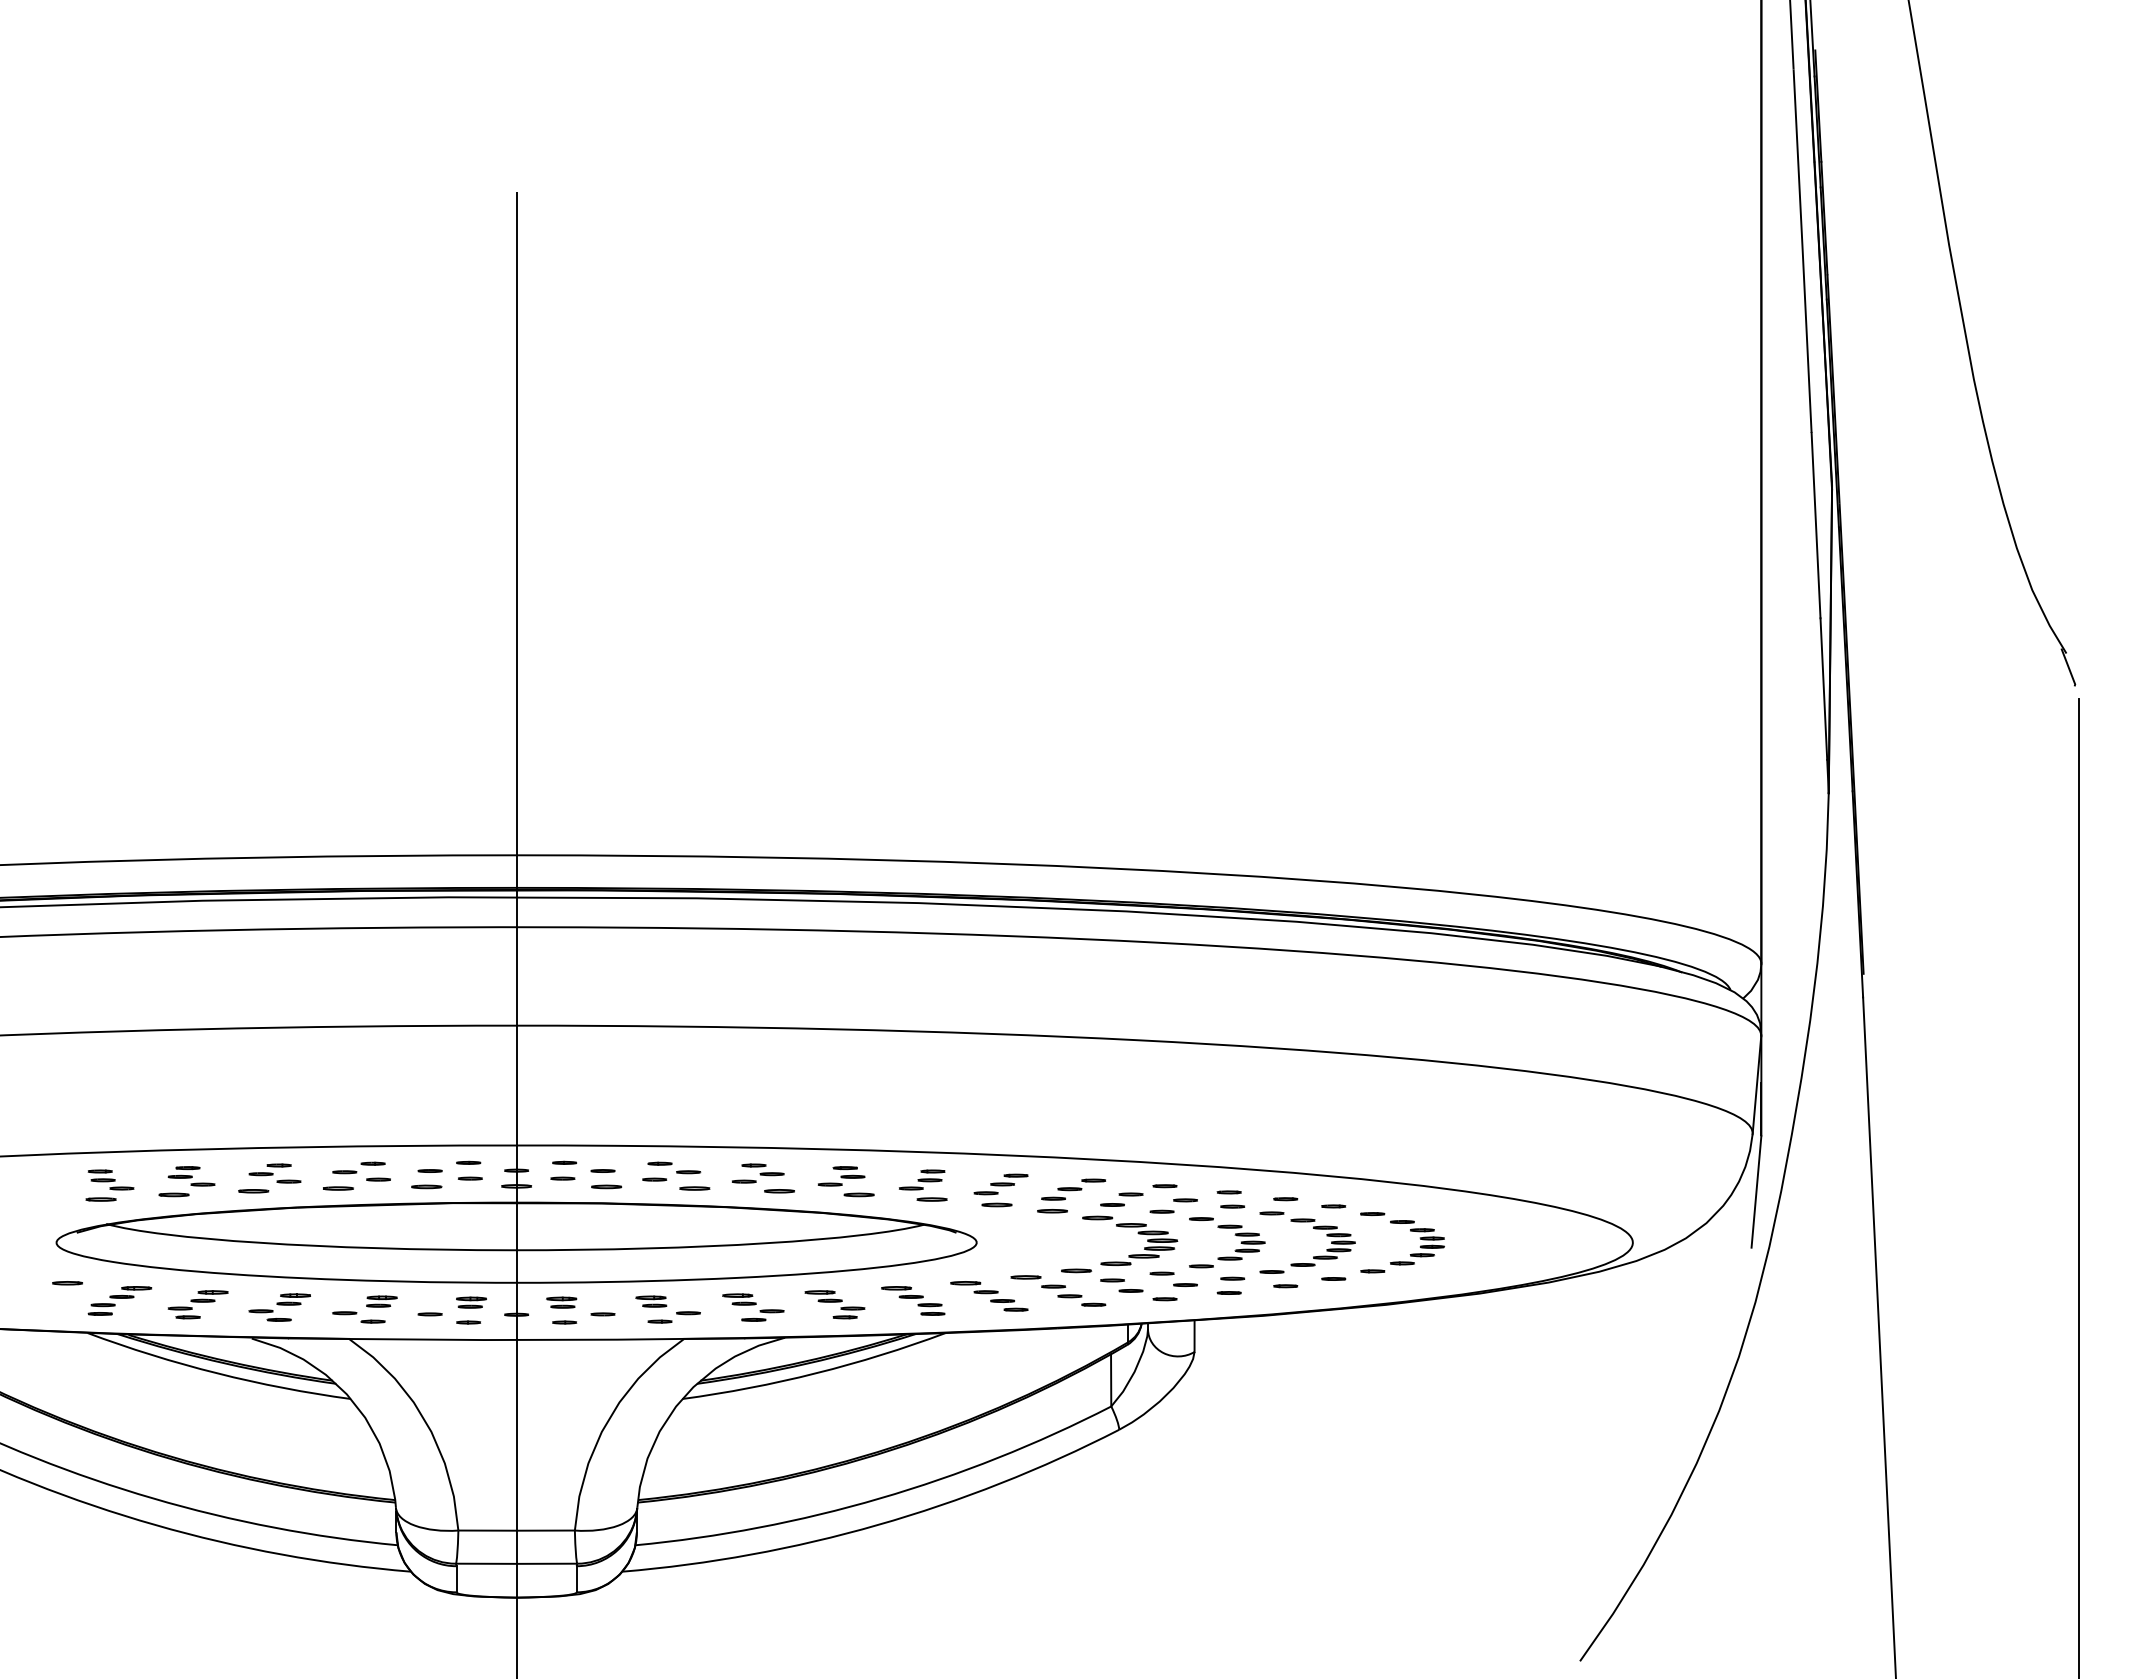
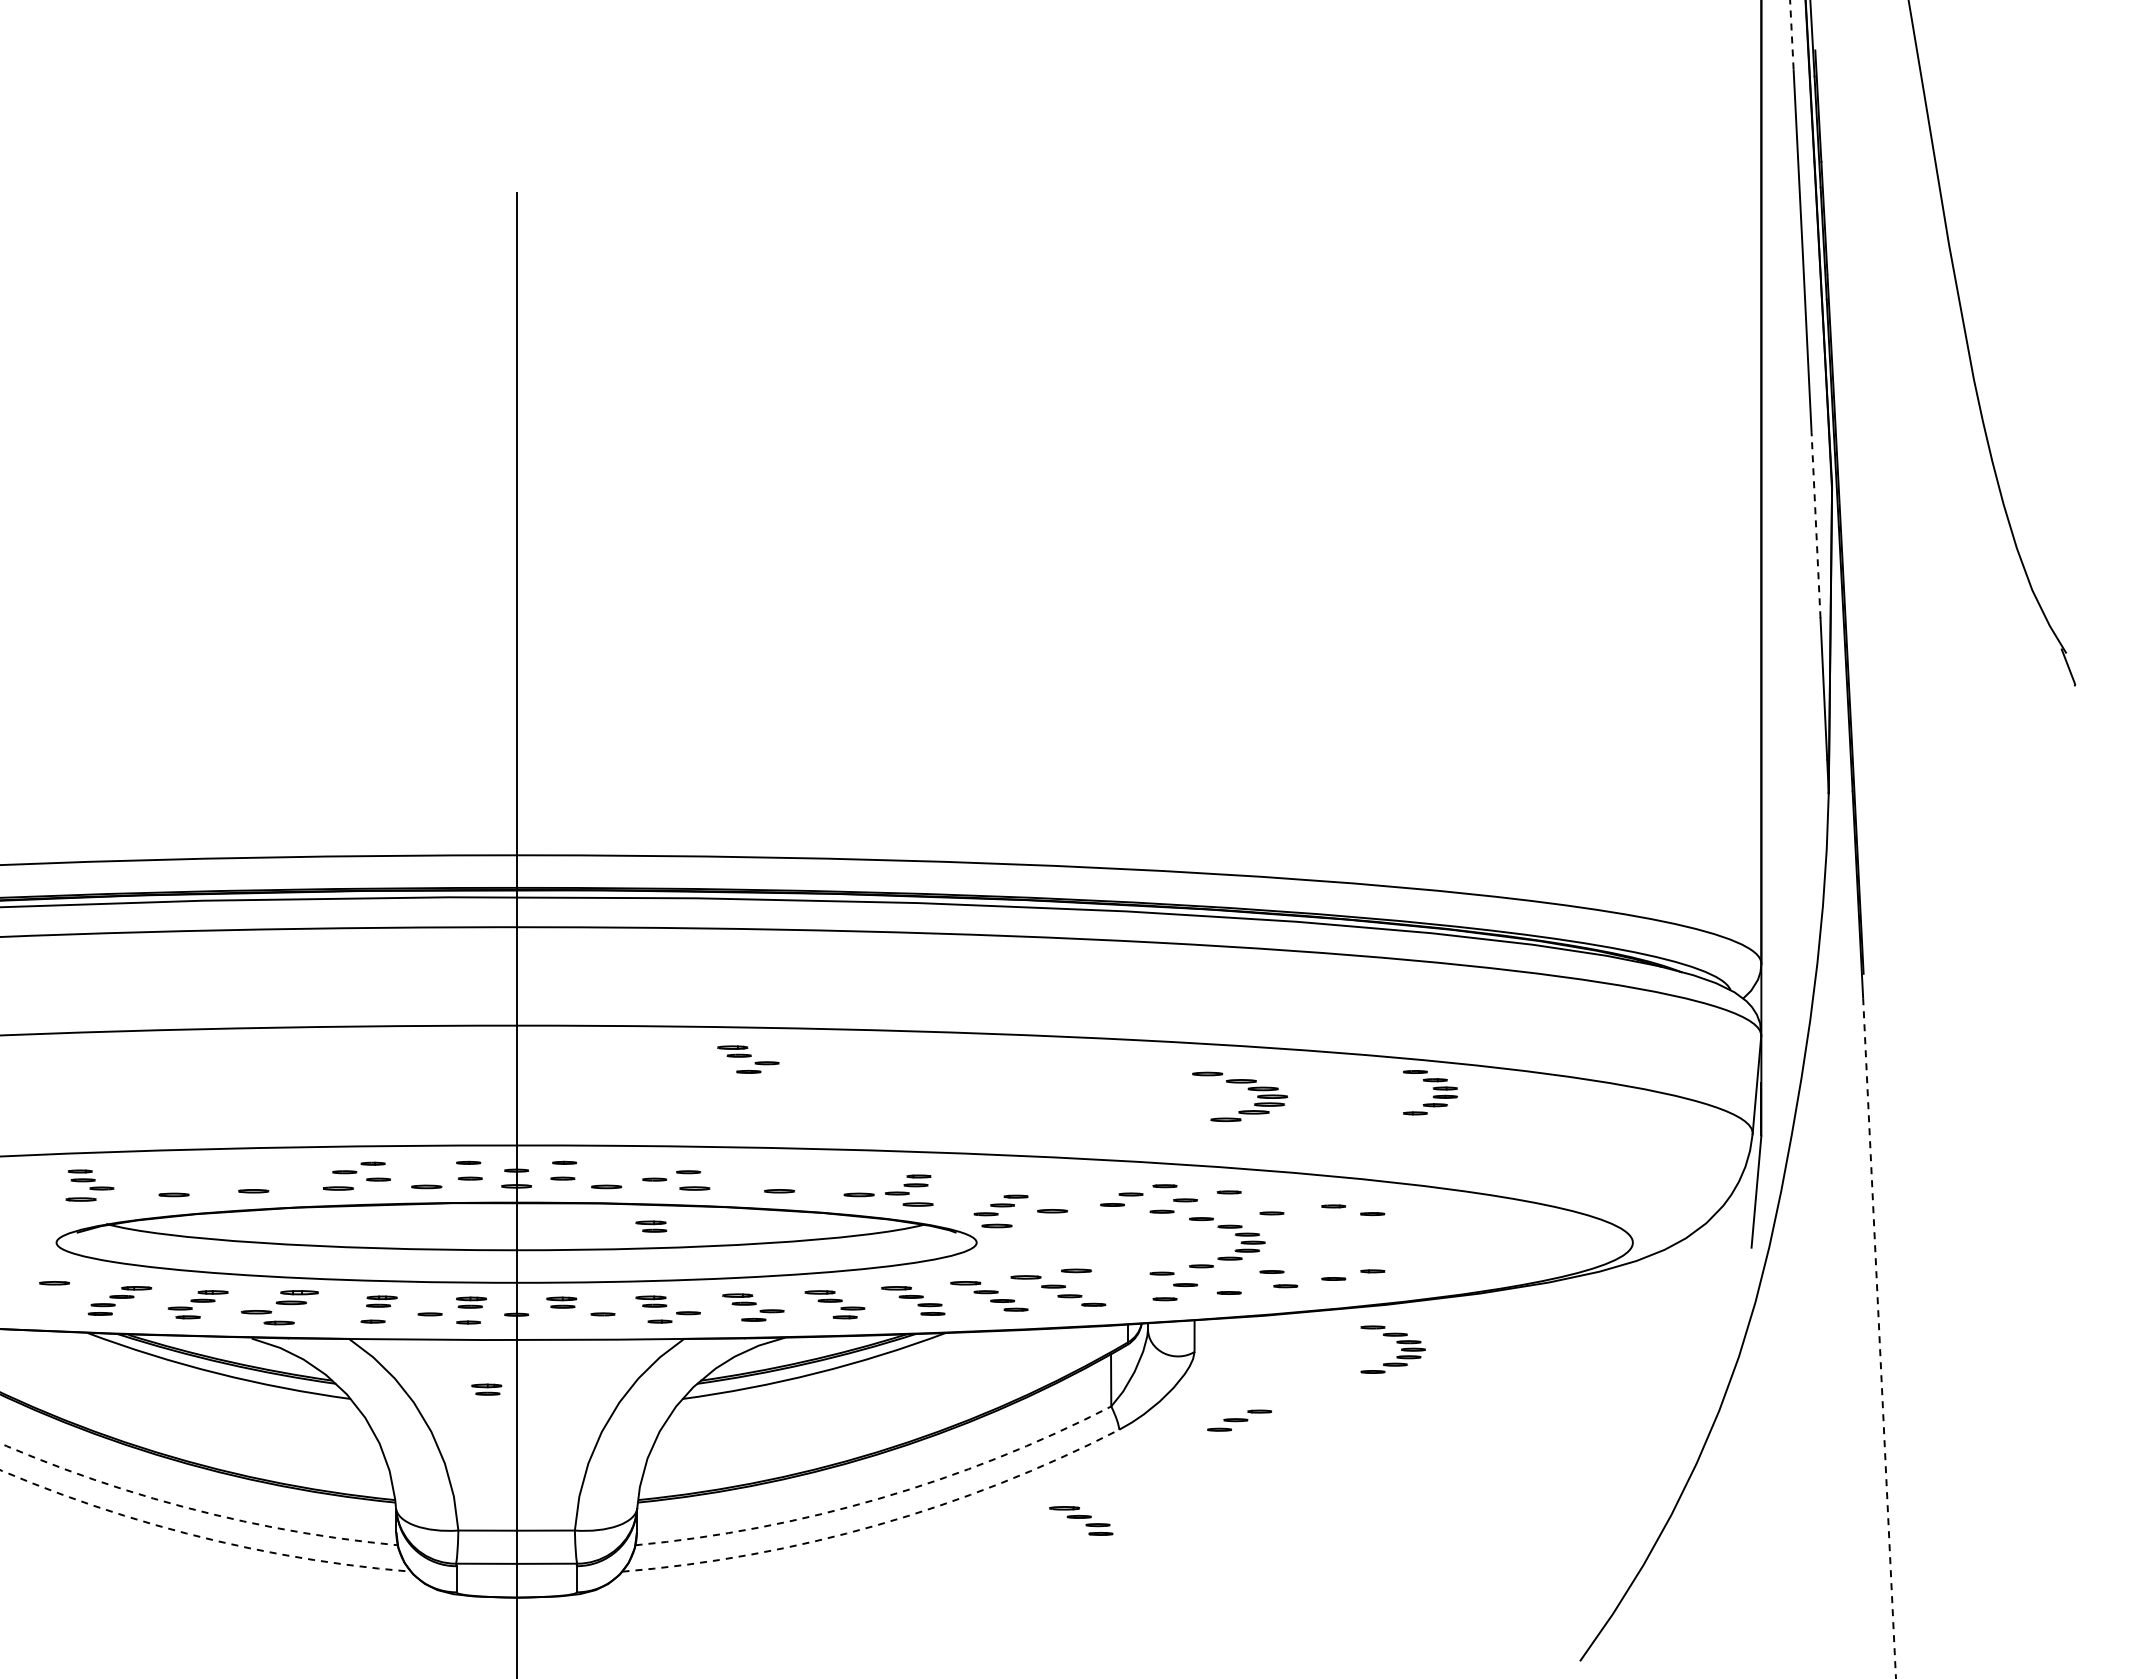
arc: solid -> dashed (1791, 34)
line: solid -> dashed (1816, 525)
part: none -> present (748, 1059)
line: present -> none (659, 1163)
line: present -> none (429, 1170)
line: present -> none (602, 1170)
part: present -> none (274, 1173)
part: present -> none (757, 1173)
part: present -> none (191, 1176)
part: present -> none (841, 1176)
part position: (109, 1185) -> (89, 1185) (89, 1185)
part position: (923, 1185) -> (909, 1190) (909, 1190)
line: present -> none (2078, 1186)
part position: (1073, 1189) -> (1239, 1420) (1239, 1420)
part position: (1000, 1190) -> (1000, 1211) (1000, 1211)
line: present -> none (1285, 1199)
line: present -> none (1232, 1206)
part: none -> present (651, 1226)
part position: (1137, 1233) -> (1247, 1089) (1247, 1089)
part position: (1326, 1236) -> (1396, 1343) (1396, 1343)
part position: (1417, 1242) -> (1430, 1092) (1430, 1092)
line: present -> none (1232, 1278)
line position: (67, 1283) -> (54, 1283) (54, 1283)
part: present -> none (1121, 1285)
part size: 63x29 px -> 79x36 px (279, 1307)
line: present -> none (344, 1313)
line: present -> none (564, 1322)
line: solid -> dashed (1879, 1337)
part: none -> present (486, 1389)
arc: solid -> dashed (880, 1498)
arc: solid -> dashed (194, 1509)
part: none -> present (1081, 1520)
arc: solid -> dashed (877, 1525)
arc: solid -> dashed (201, 1537)
